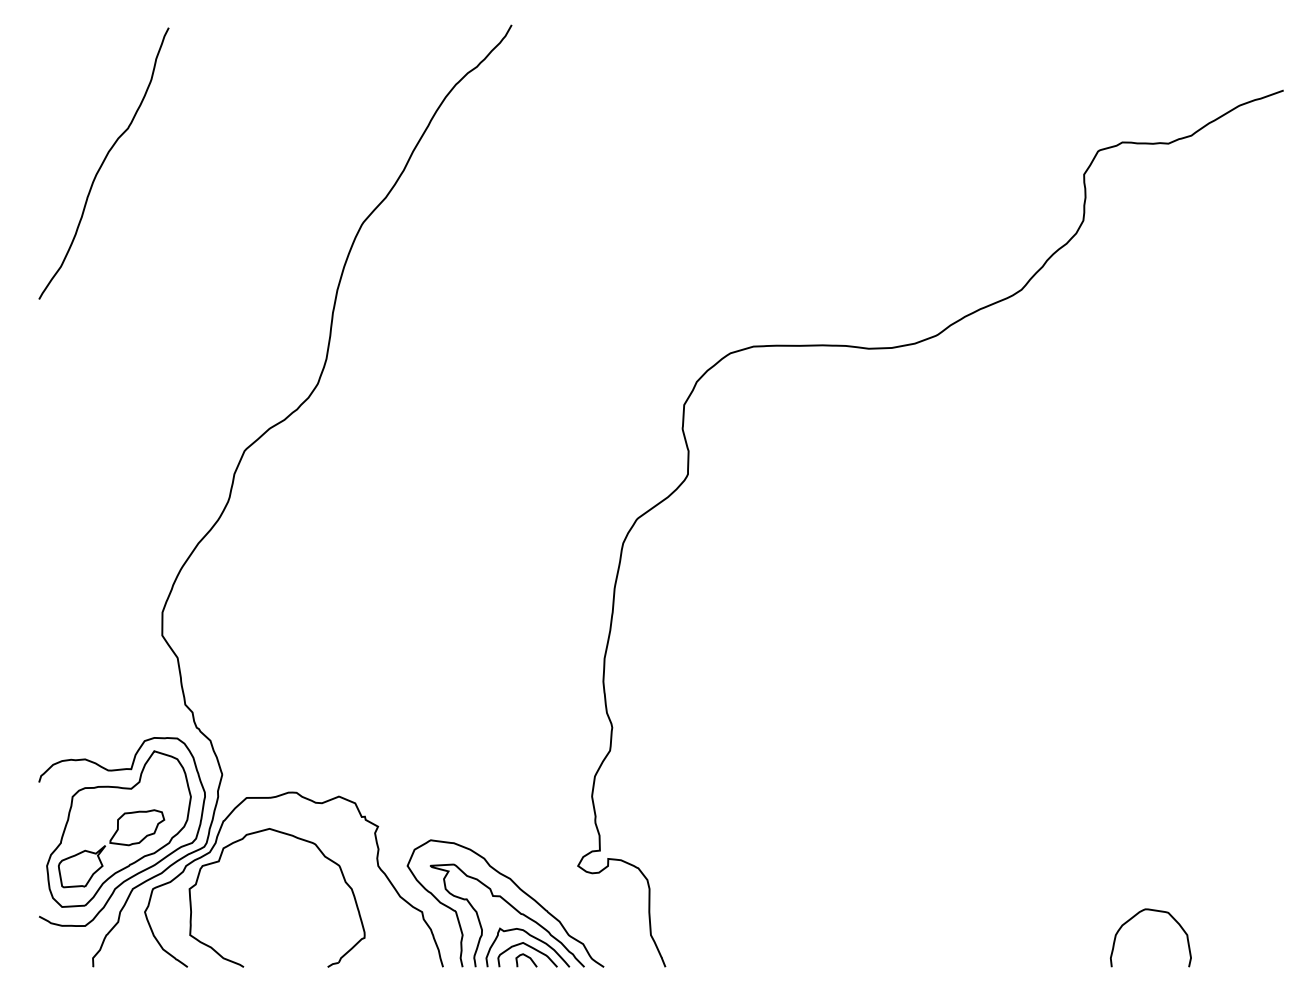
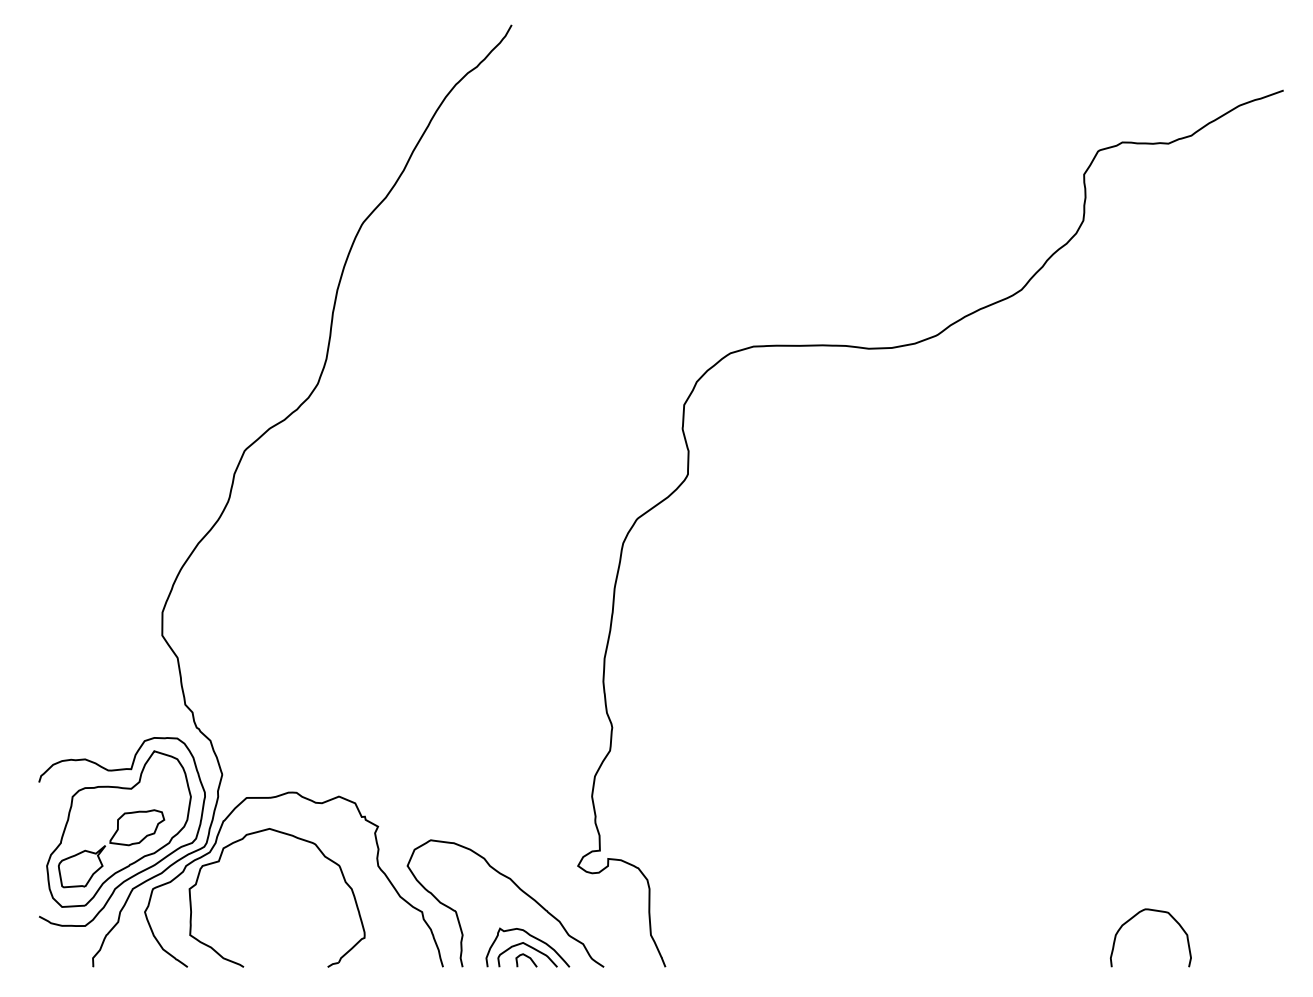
curve: present -> none (103, 163)
curve: present -> none (511, 907)
